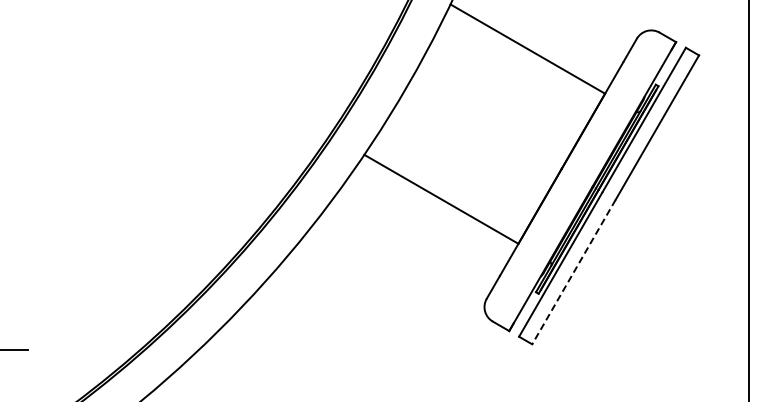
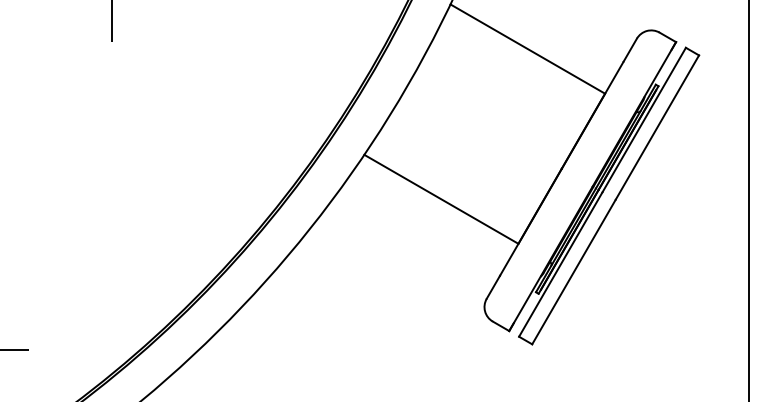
line: none -> present (111, 22)
line: dashed -> solid (573, 272)
